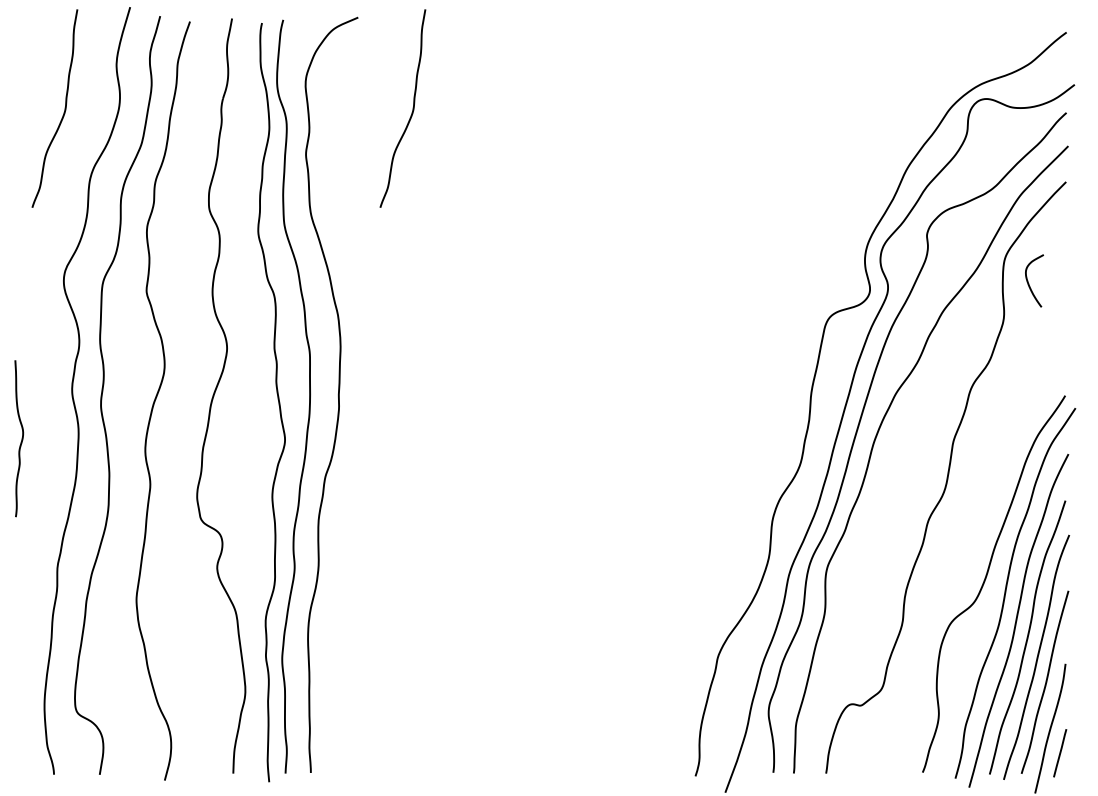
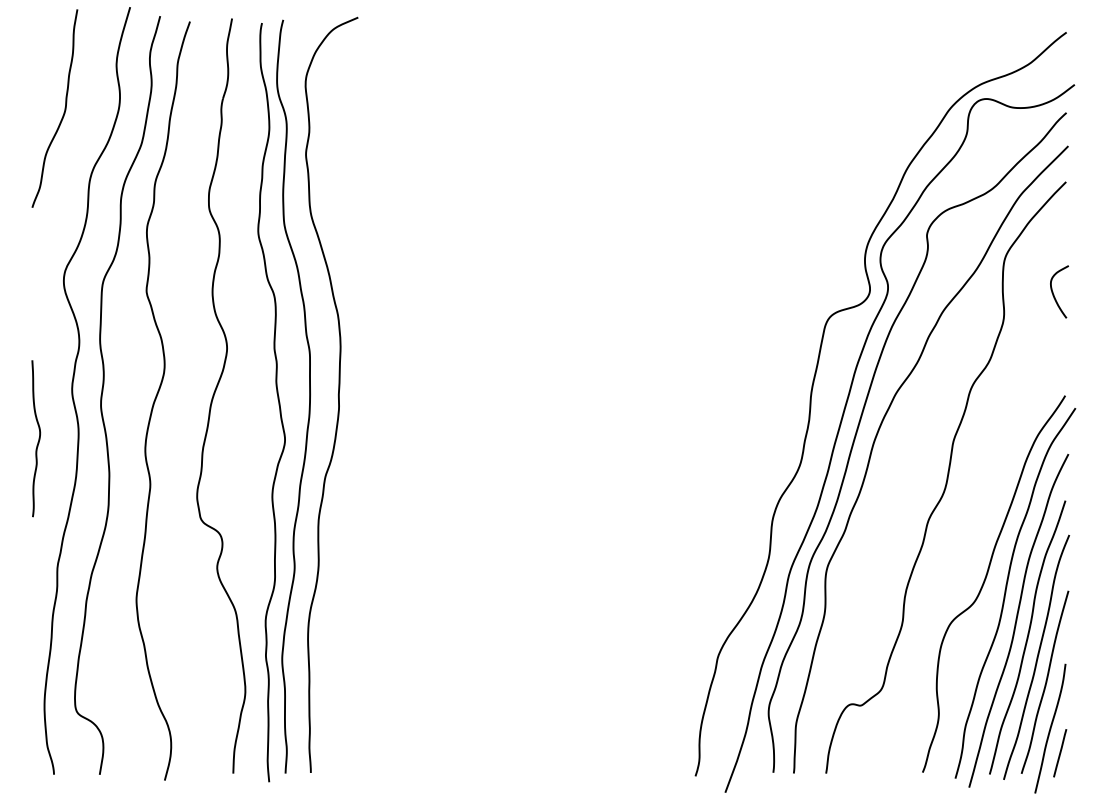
curve: present -> none (411, 112)
curve position: (1029, 283) -> (1054, 294) (1054, 294)
curve position: (21, 438) -> (38, 438) (38, 438)
